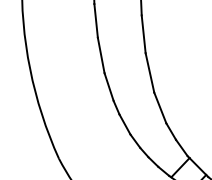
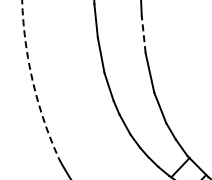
line: solid -> dashed (143, 34)
arc: solid -> dashed (32, 81)
